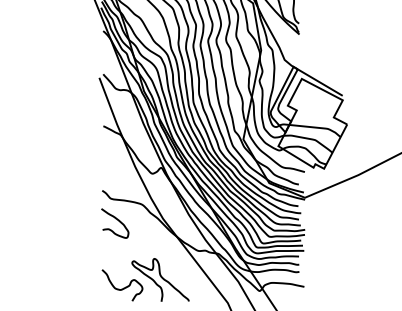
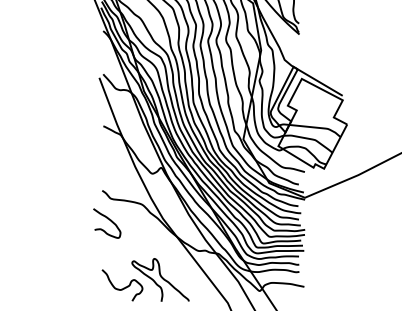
curve position: (117, 220) -> (109, 220) (109, 220)
